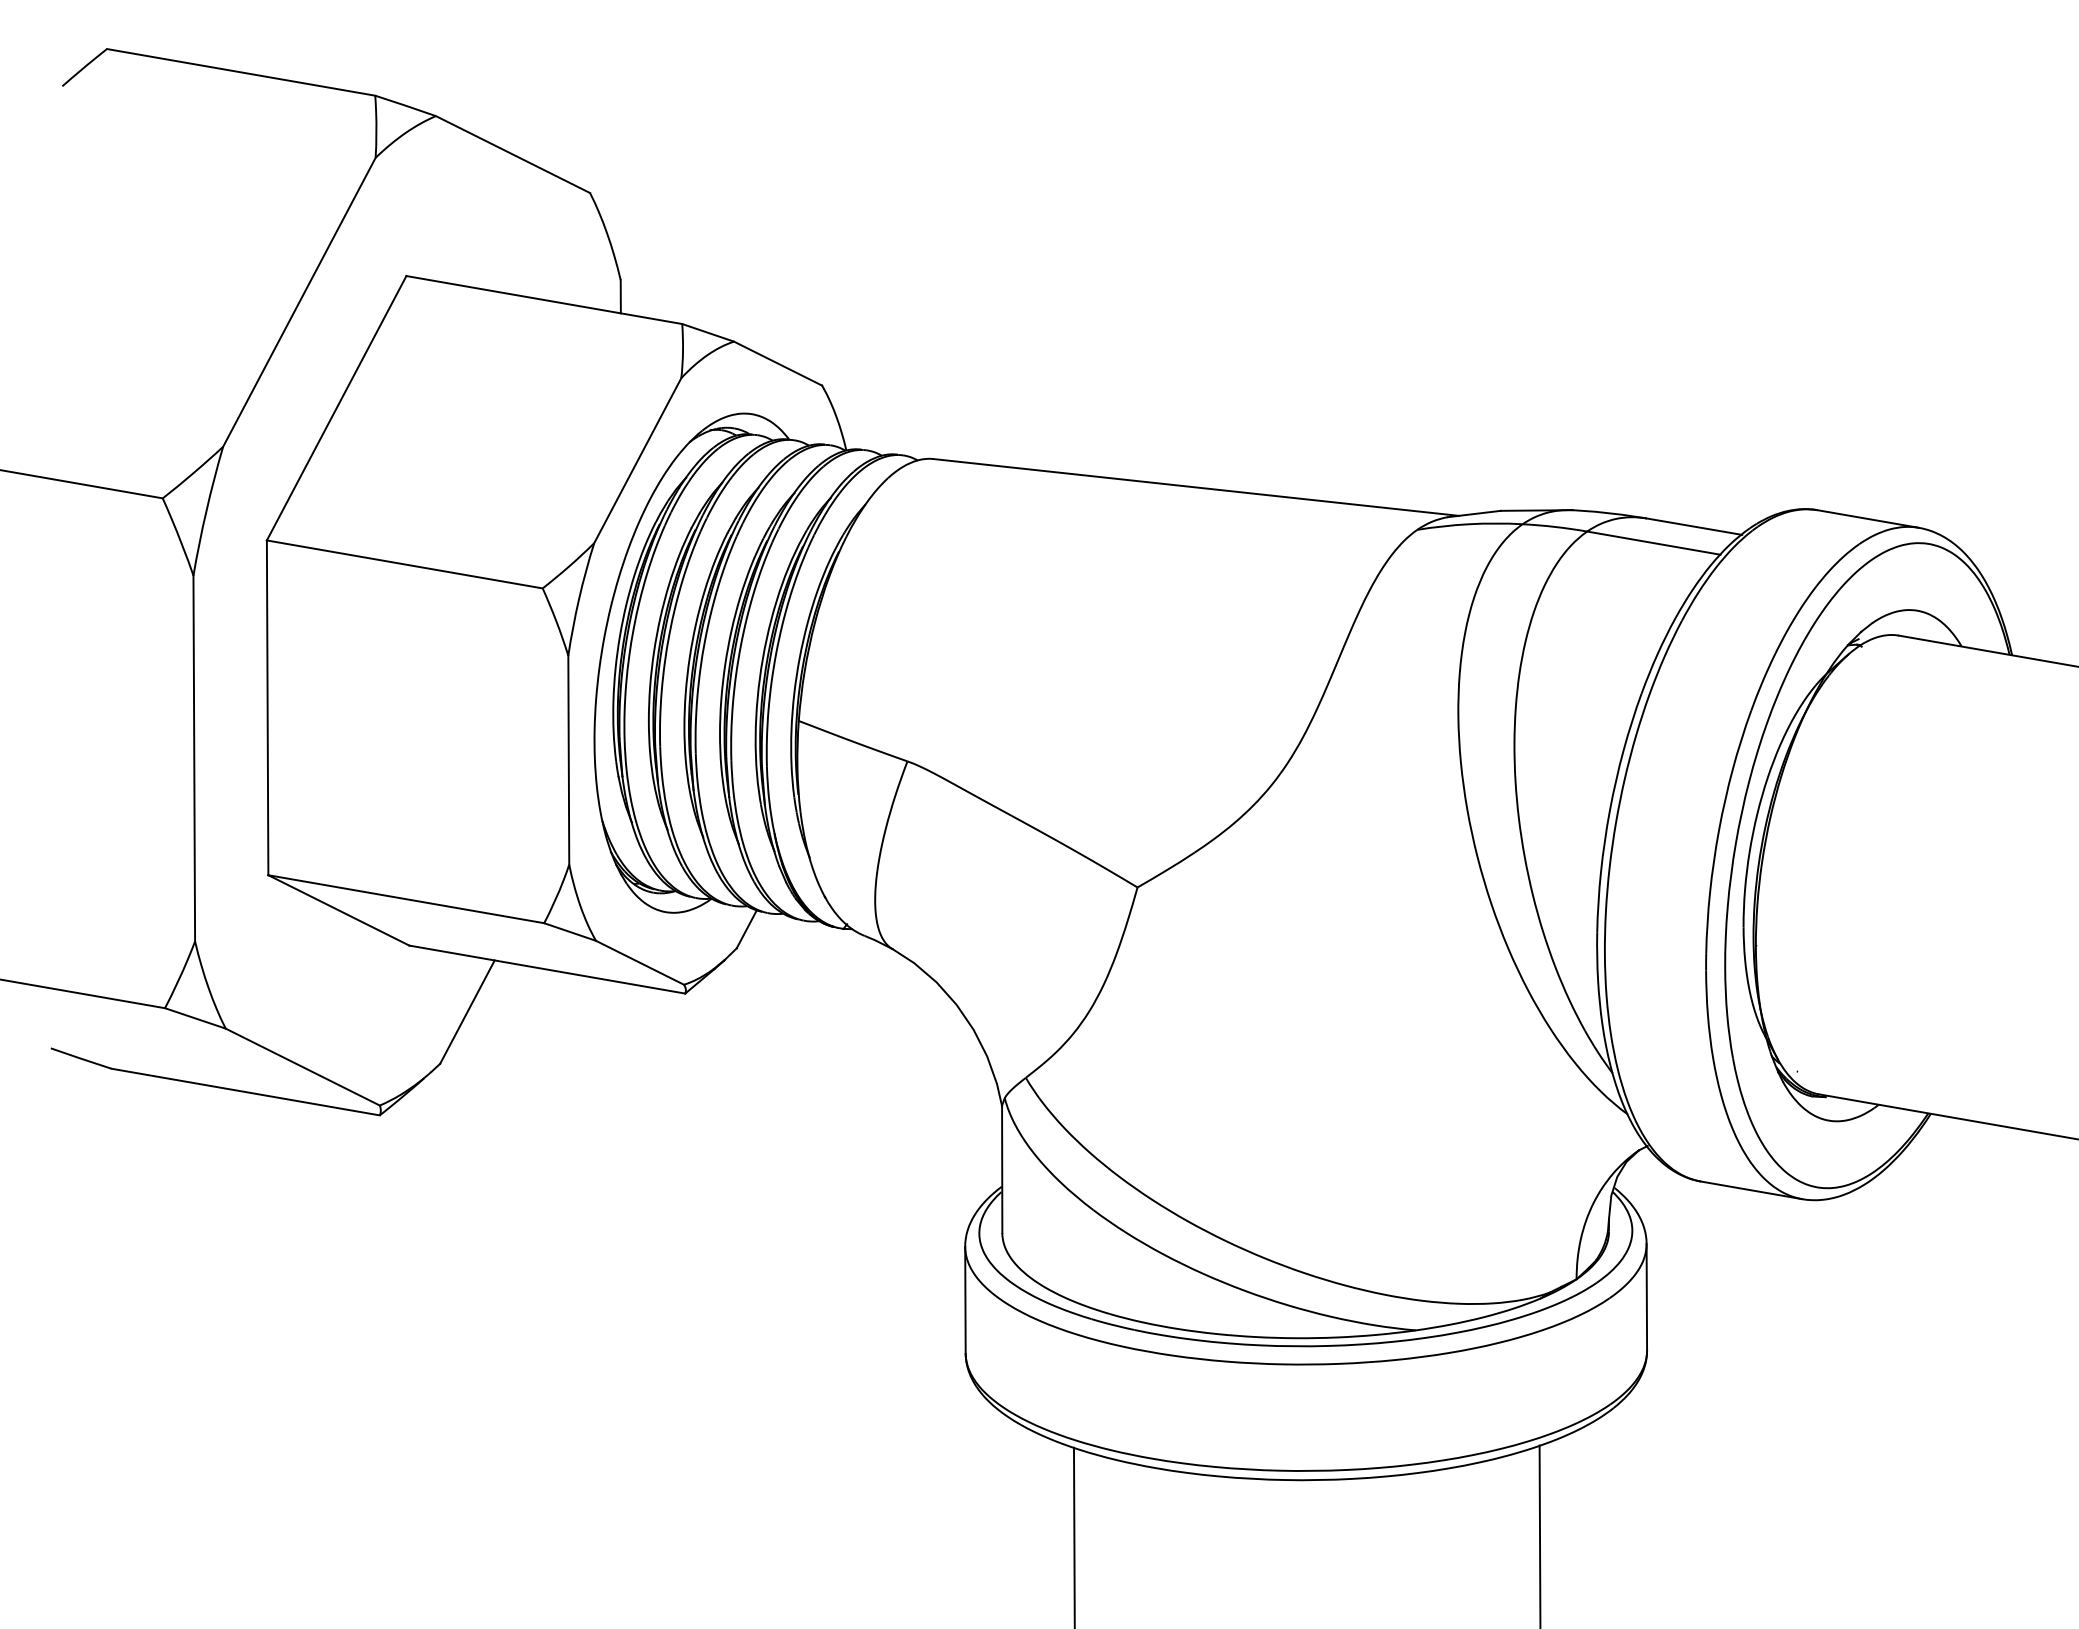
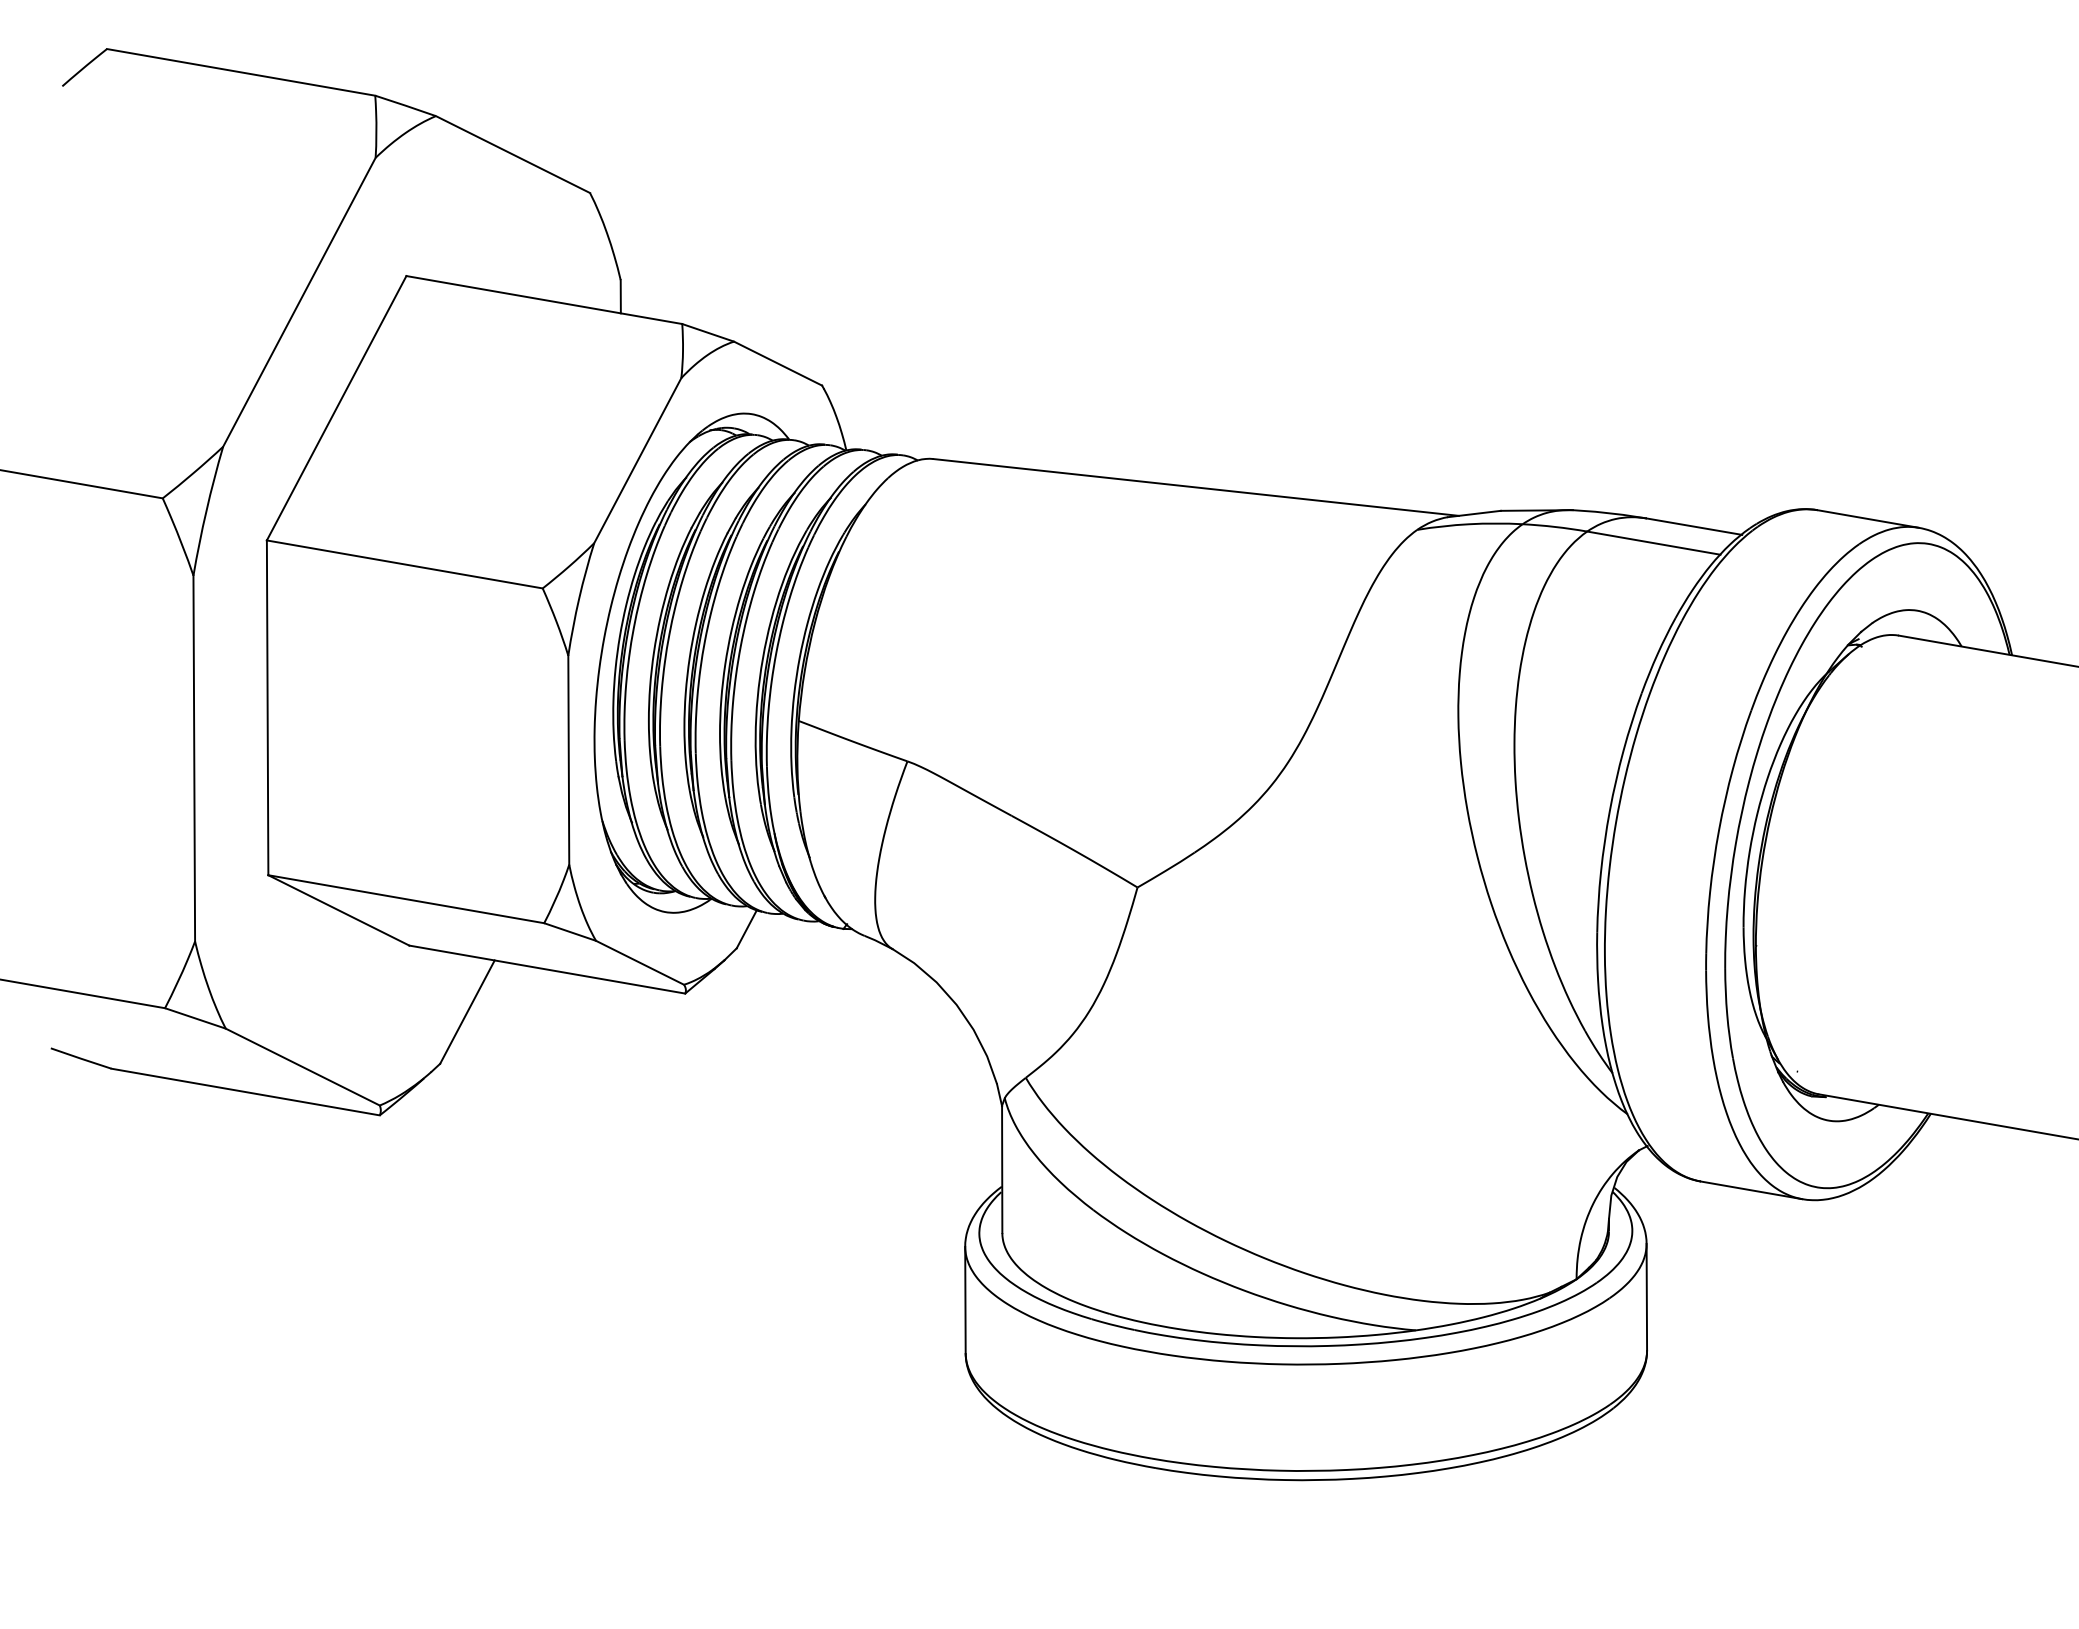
line: present -> none (1539, 1535)
line: present -> none (1073, 1536)
